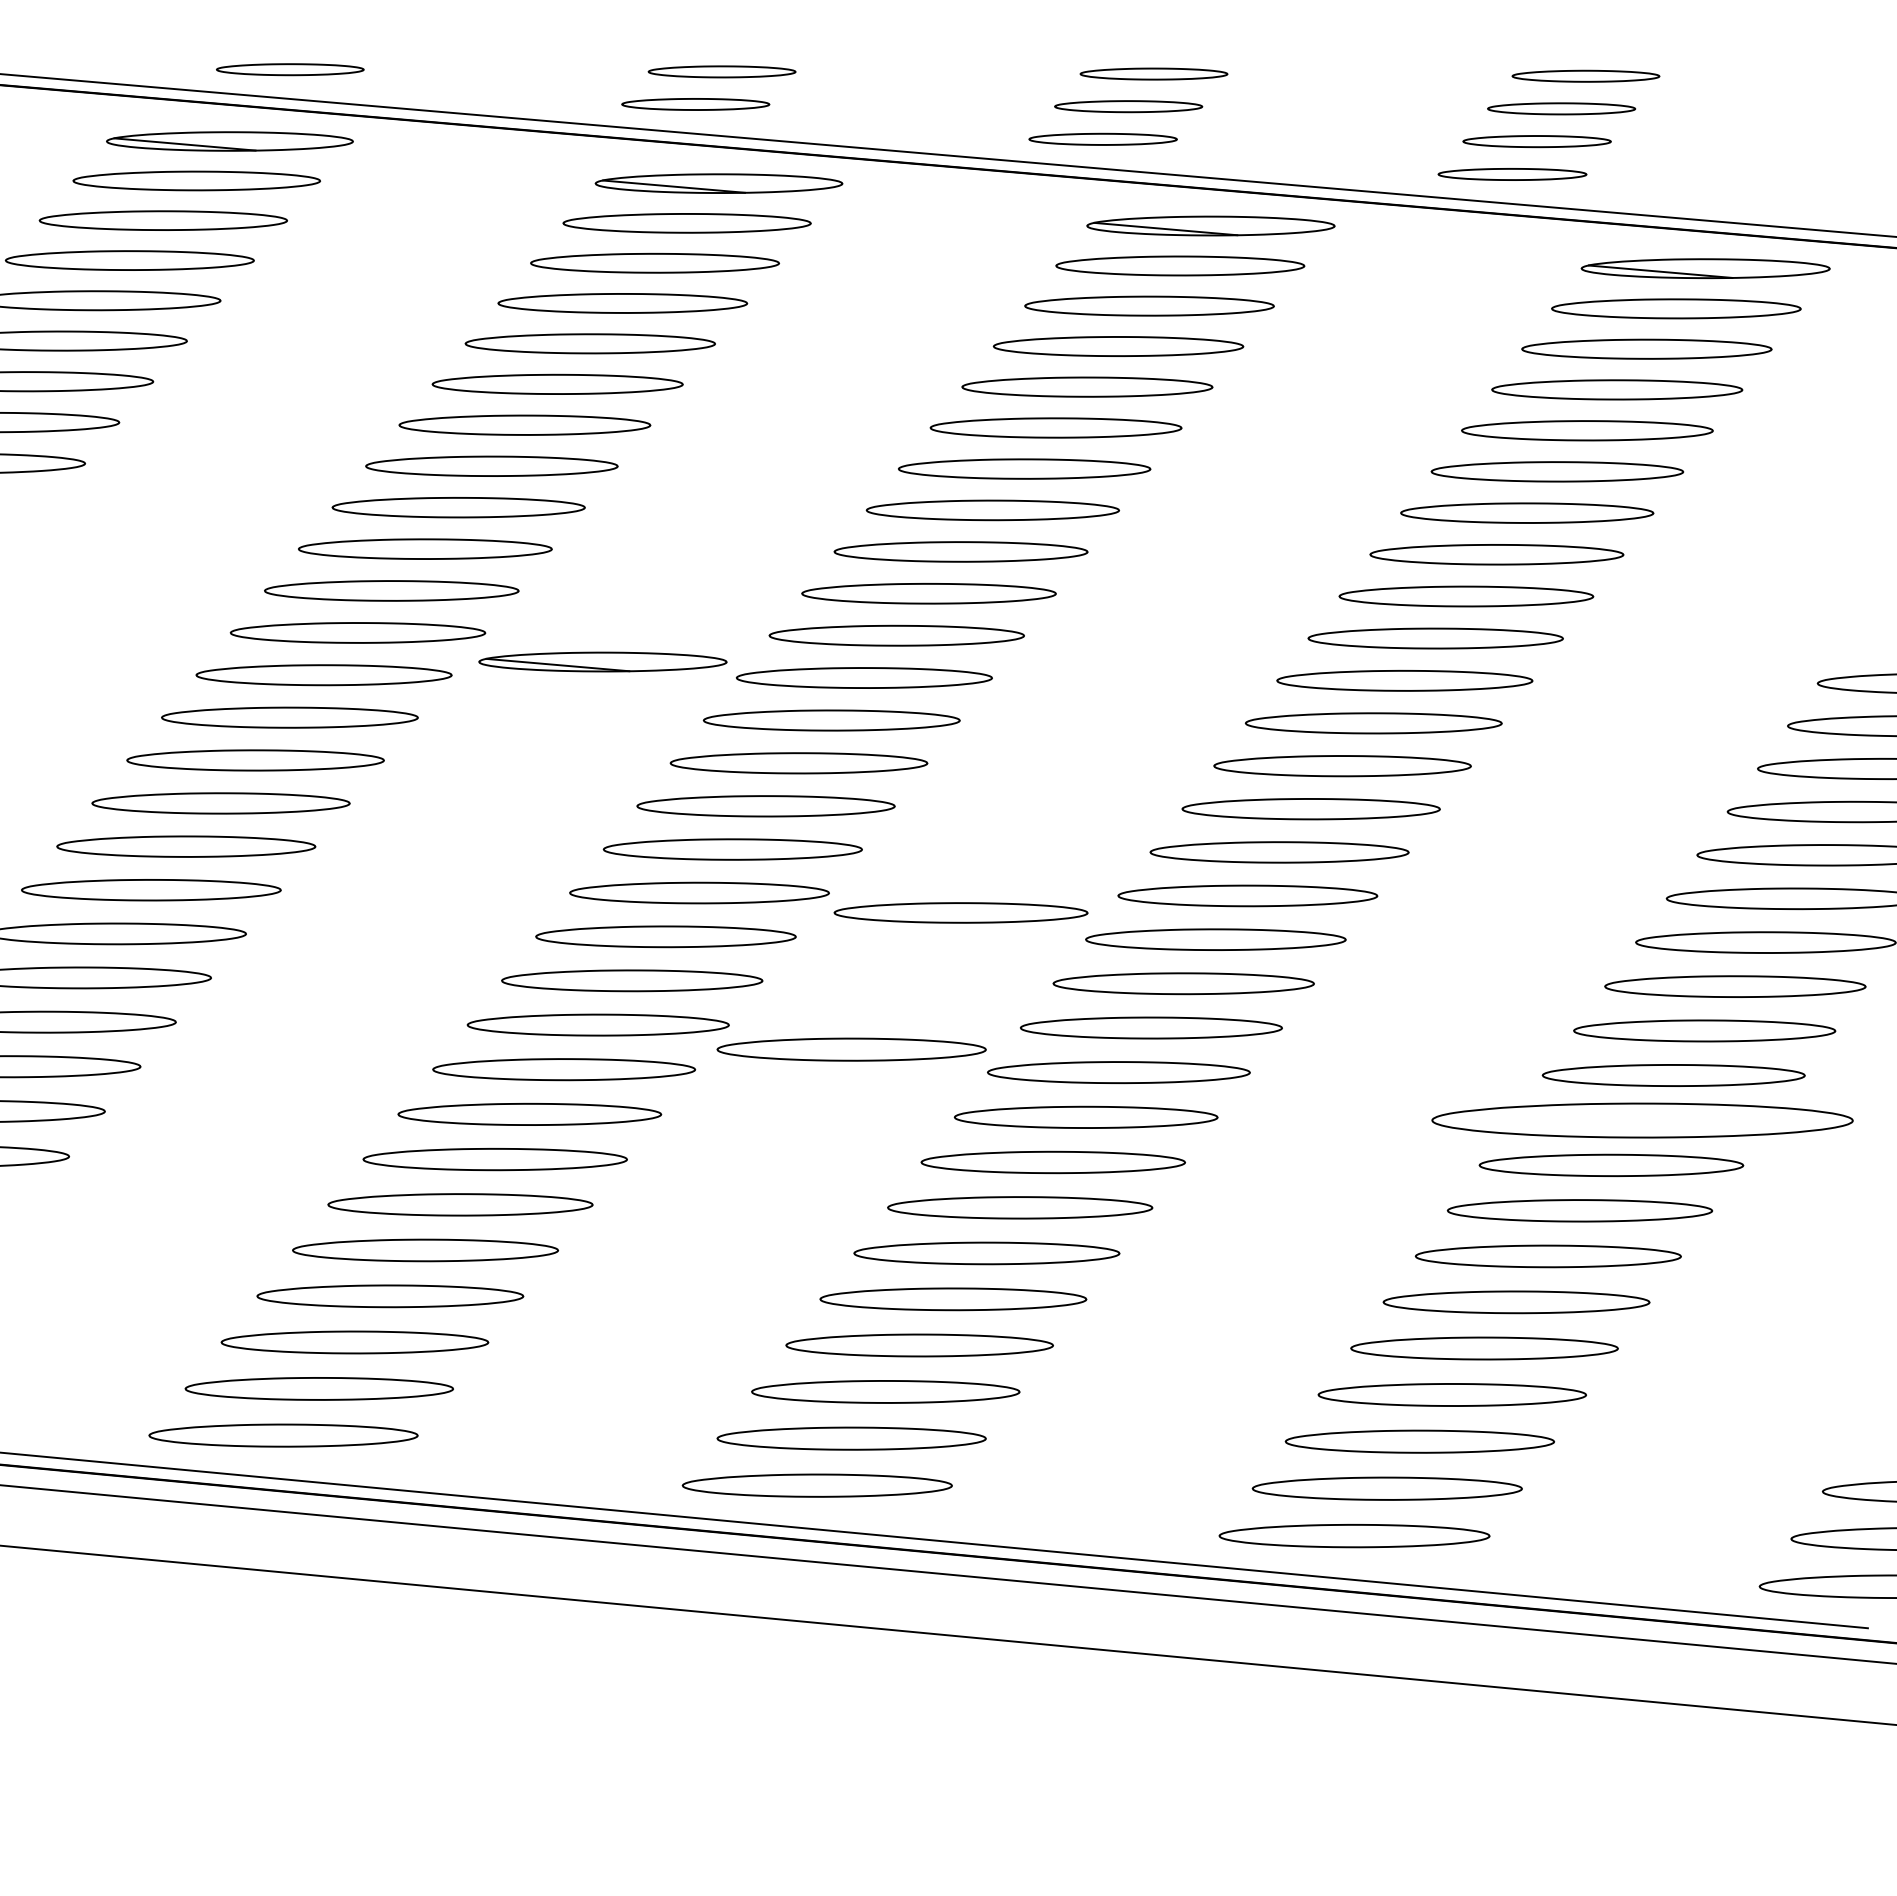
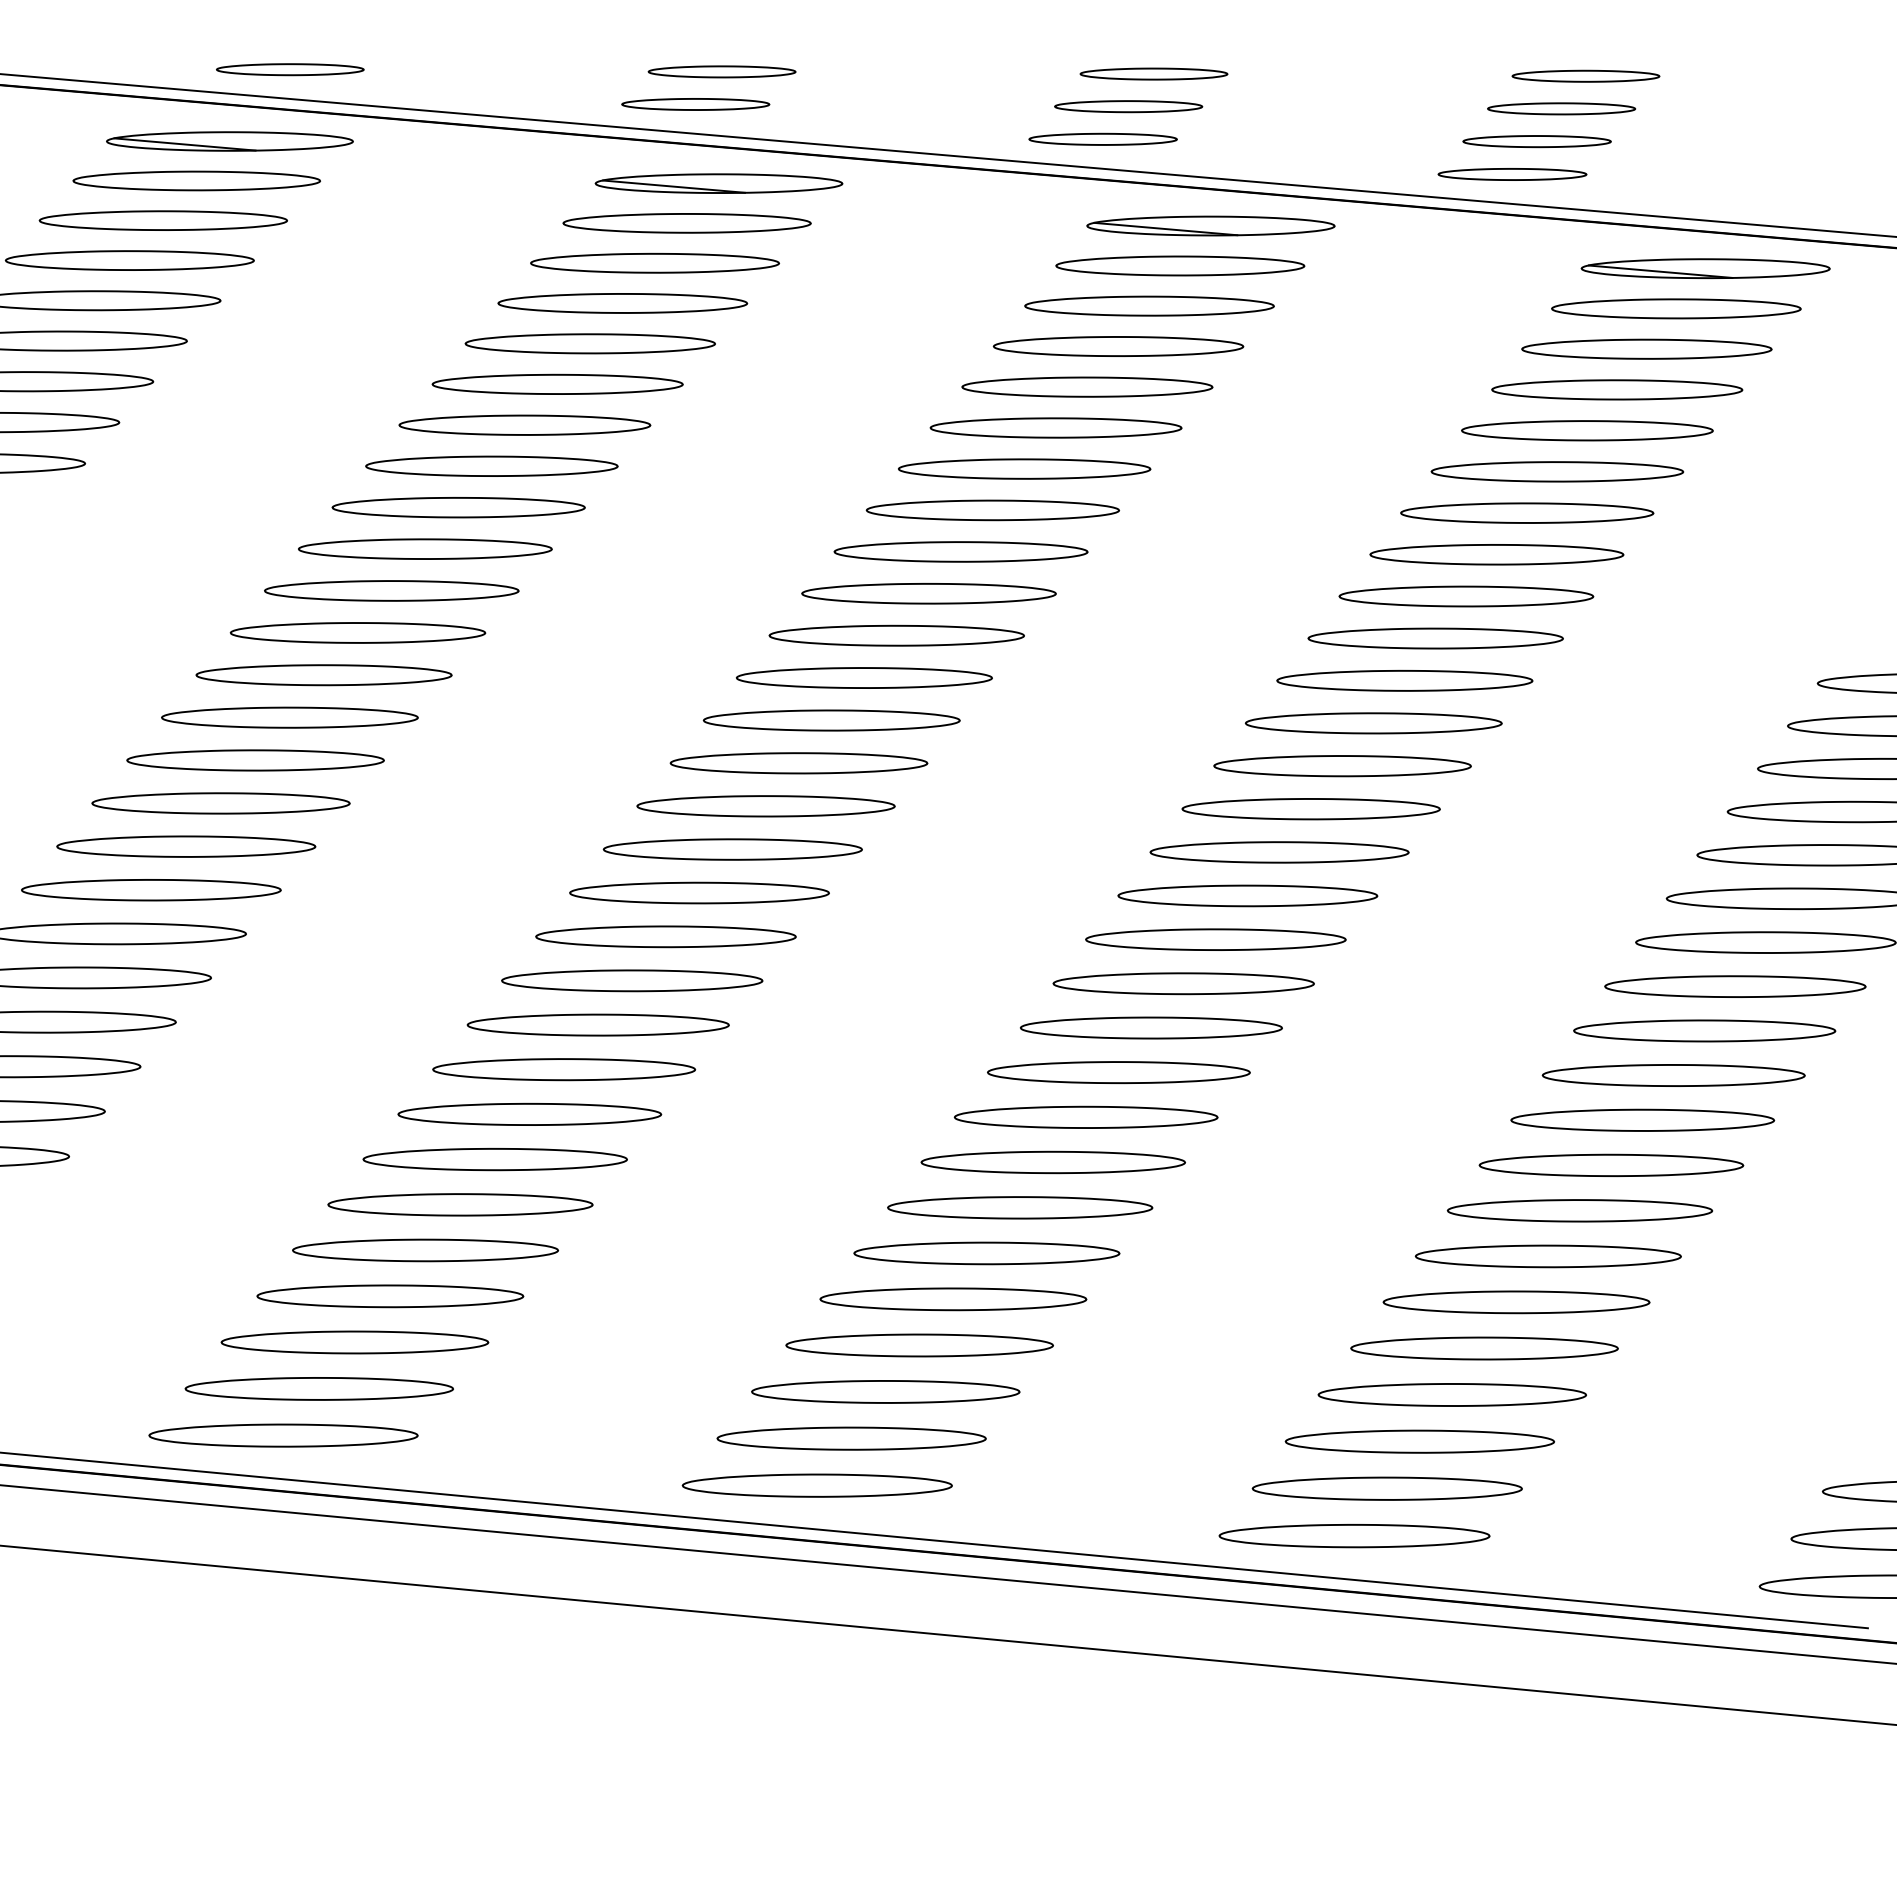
part: present -> none (602, 661)
part: present -> none (960, 912)
part: present -> none (851, 1049)
part size: 423x37 px -> 266x24 px (1642, 1119)
